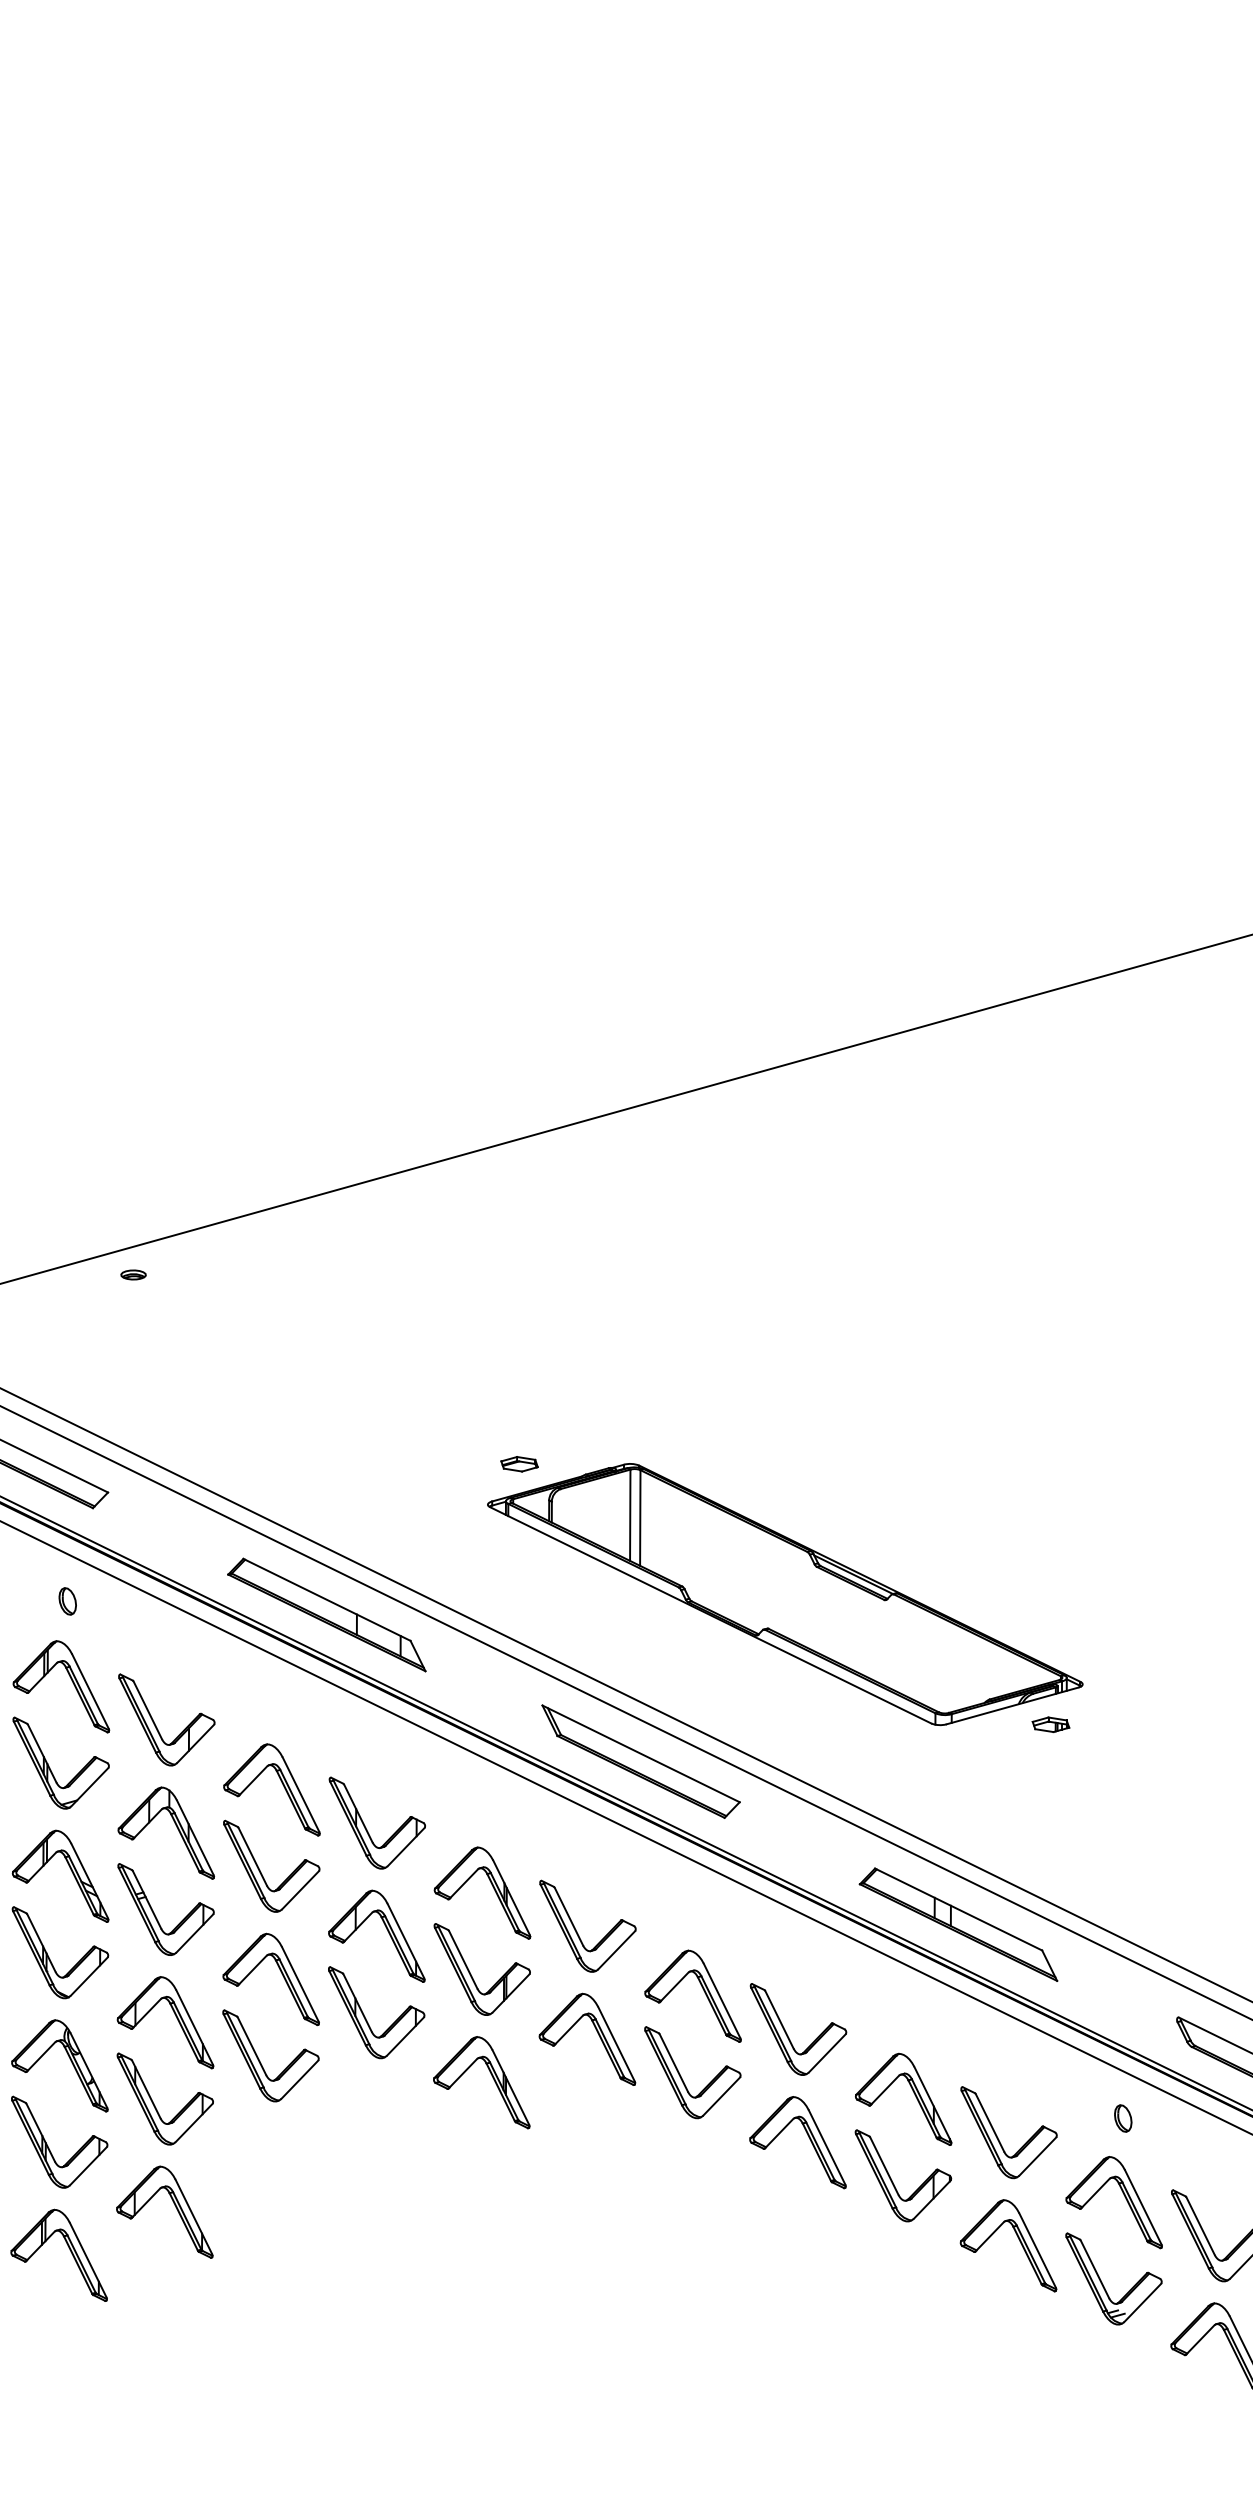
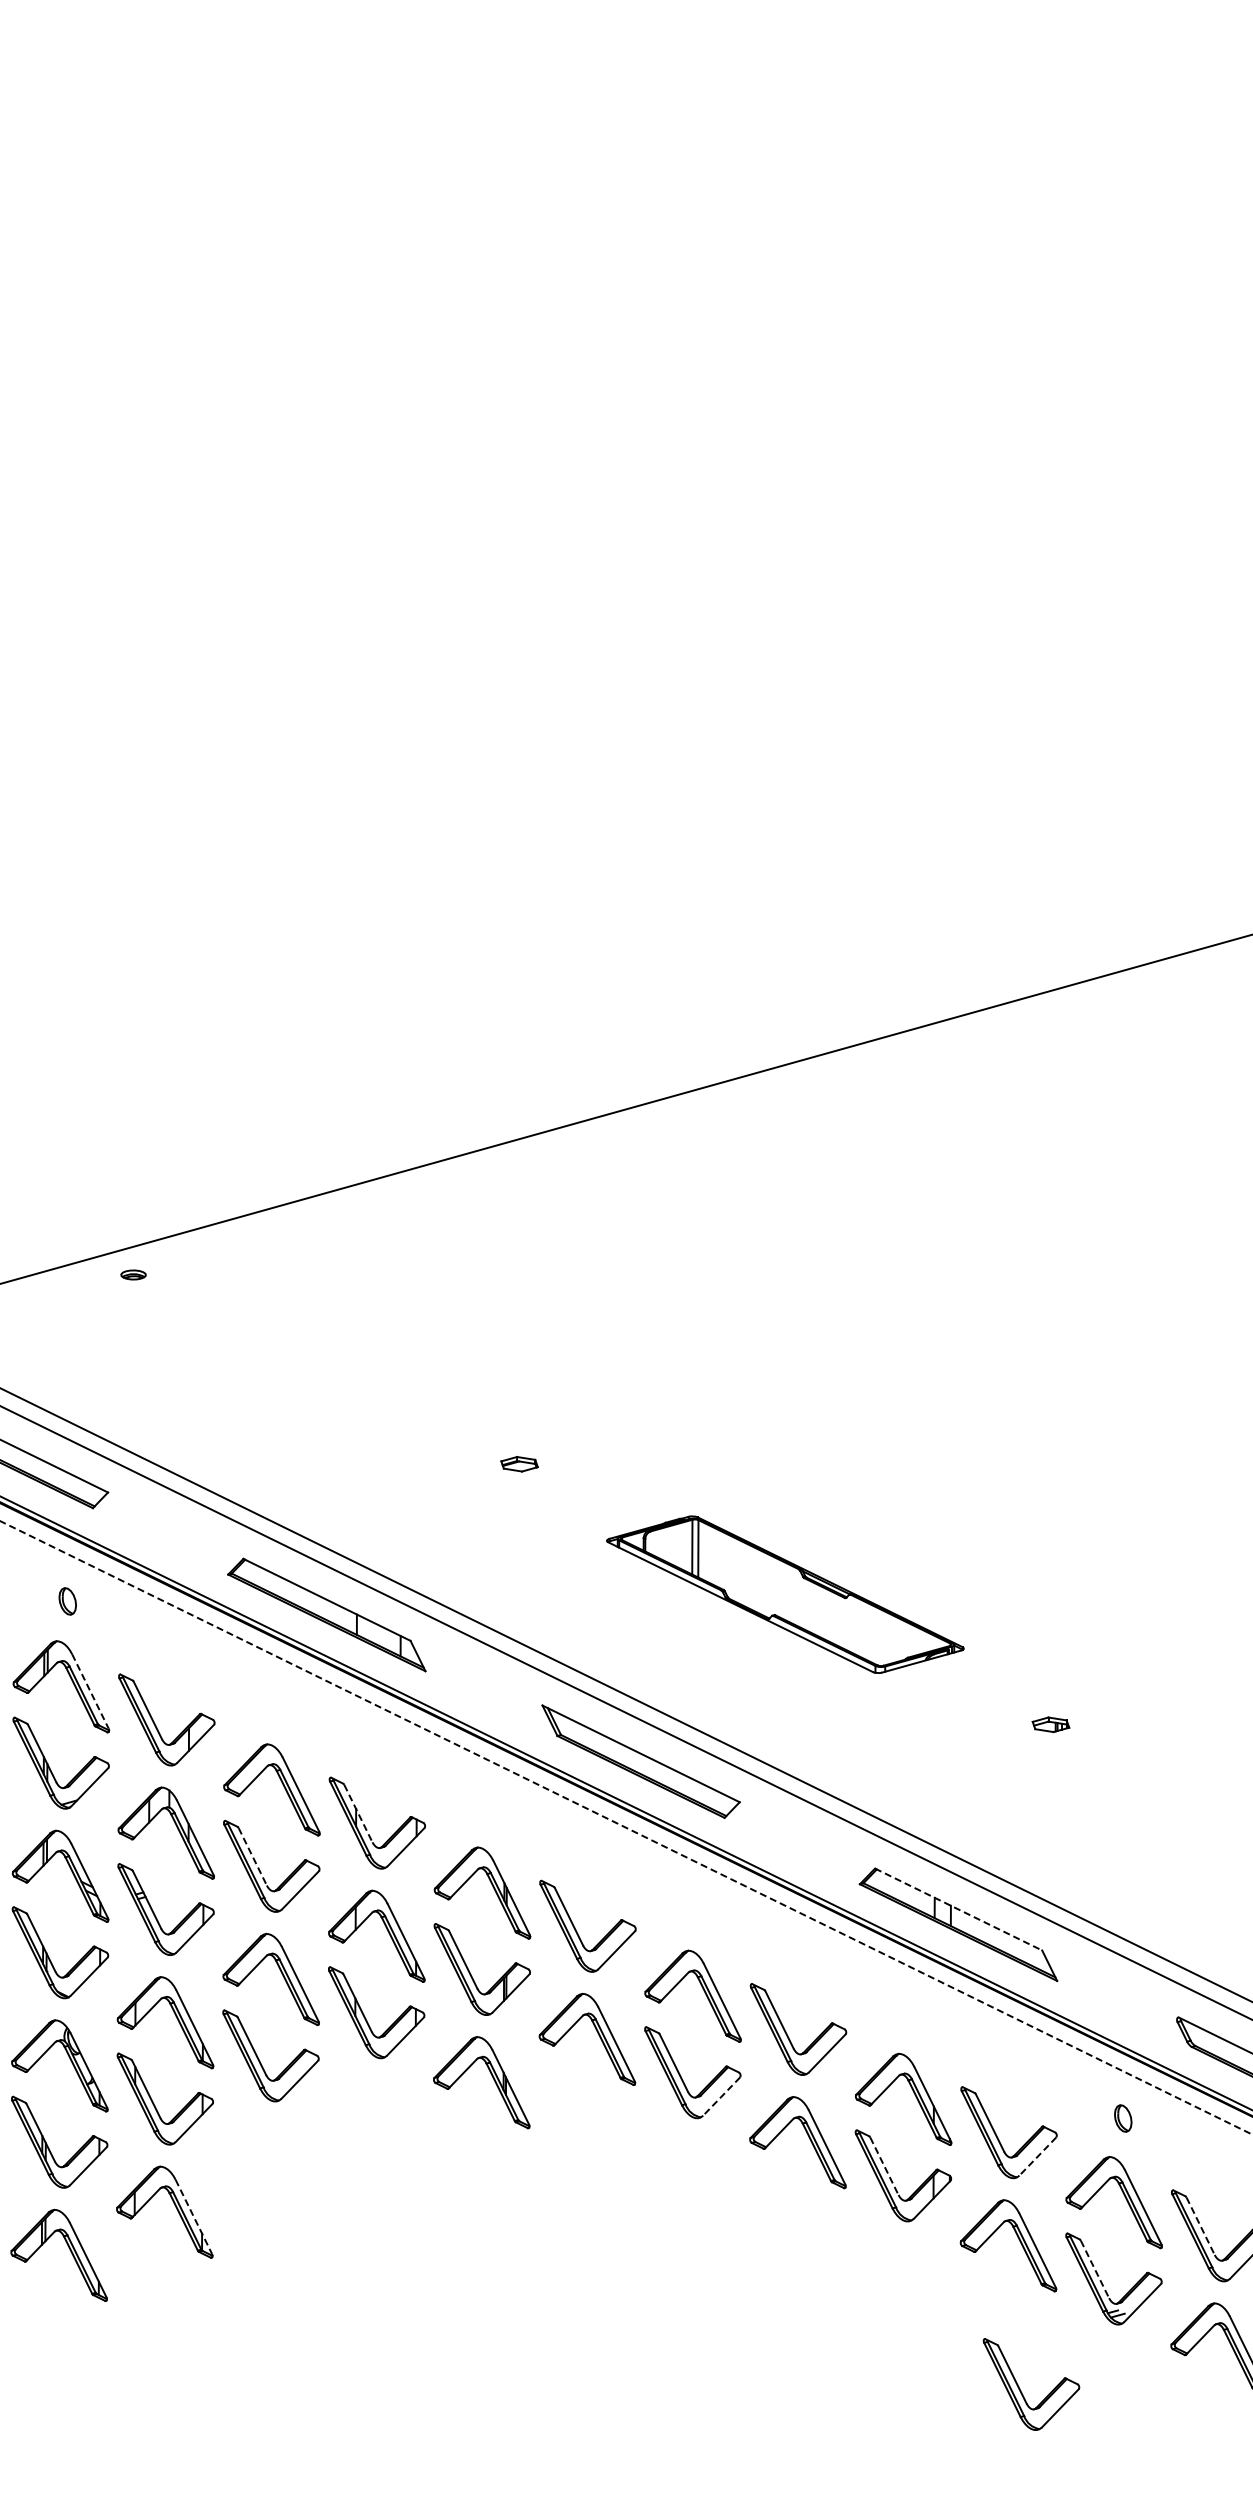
part size: 597x264 px -> 359x159 px (785, 1594)
line: solid -> dashed (90, 1691)
line: solid -> dashed (358, 1813)
line: solid -> dashed (626, 1827)
line: solid -> dashed (252, 1856)
line: solid -> dashed (959, 1909)
line: solid -> dashed (721, 2096)
line: solid -> dashed (1037, 2156)
line: solid -> dashed (884, 2166)
line: solid -> dashed (194, 2217)
line: solid -> dashed (1200, 2226)
line: solid -> dashed (1094, 2269)
part: none -> present (1021, 2390)
